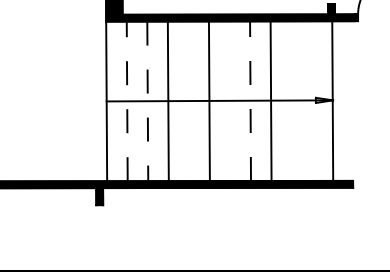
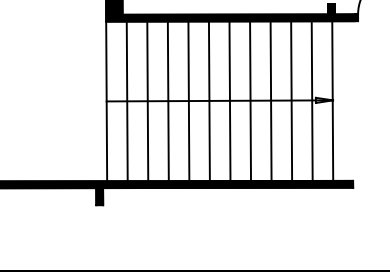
line: none -> present (291, 100)
line: none -> present (311, 100)
line: dashed -> solid (127, 101)
line: dashed -> solid (147, 101)
line: none -> present (188, 101)
line: none -> present (229, 101)
line: dashed -> solid (250, 101)
